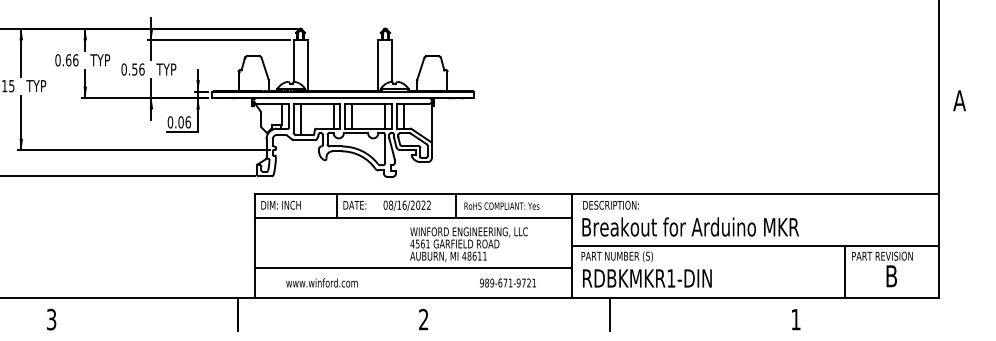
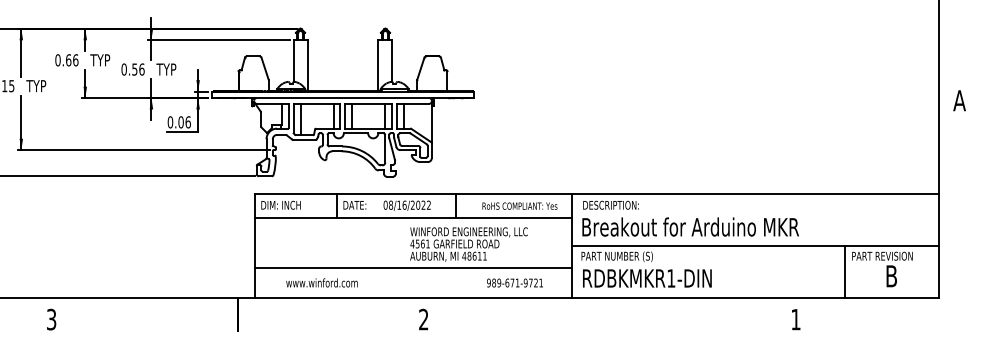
text position: (501, 205) -> (519, 205) (519, 205)
text position: (507, 282) -> (514, 282) (514, 282)
line: present -> none (610, 313)
